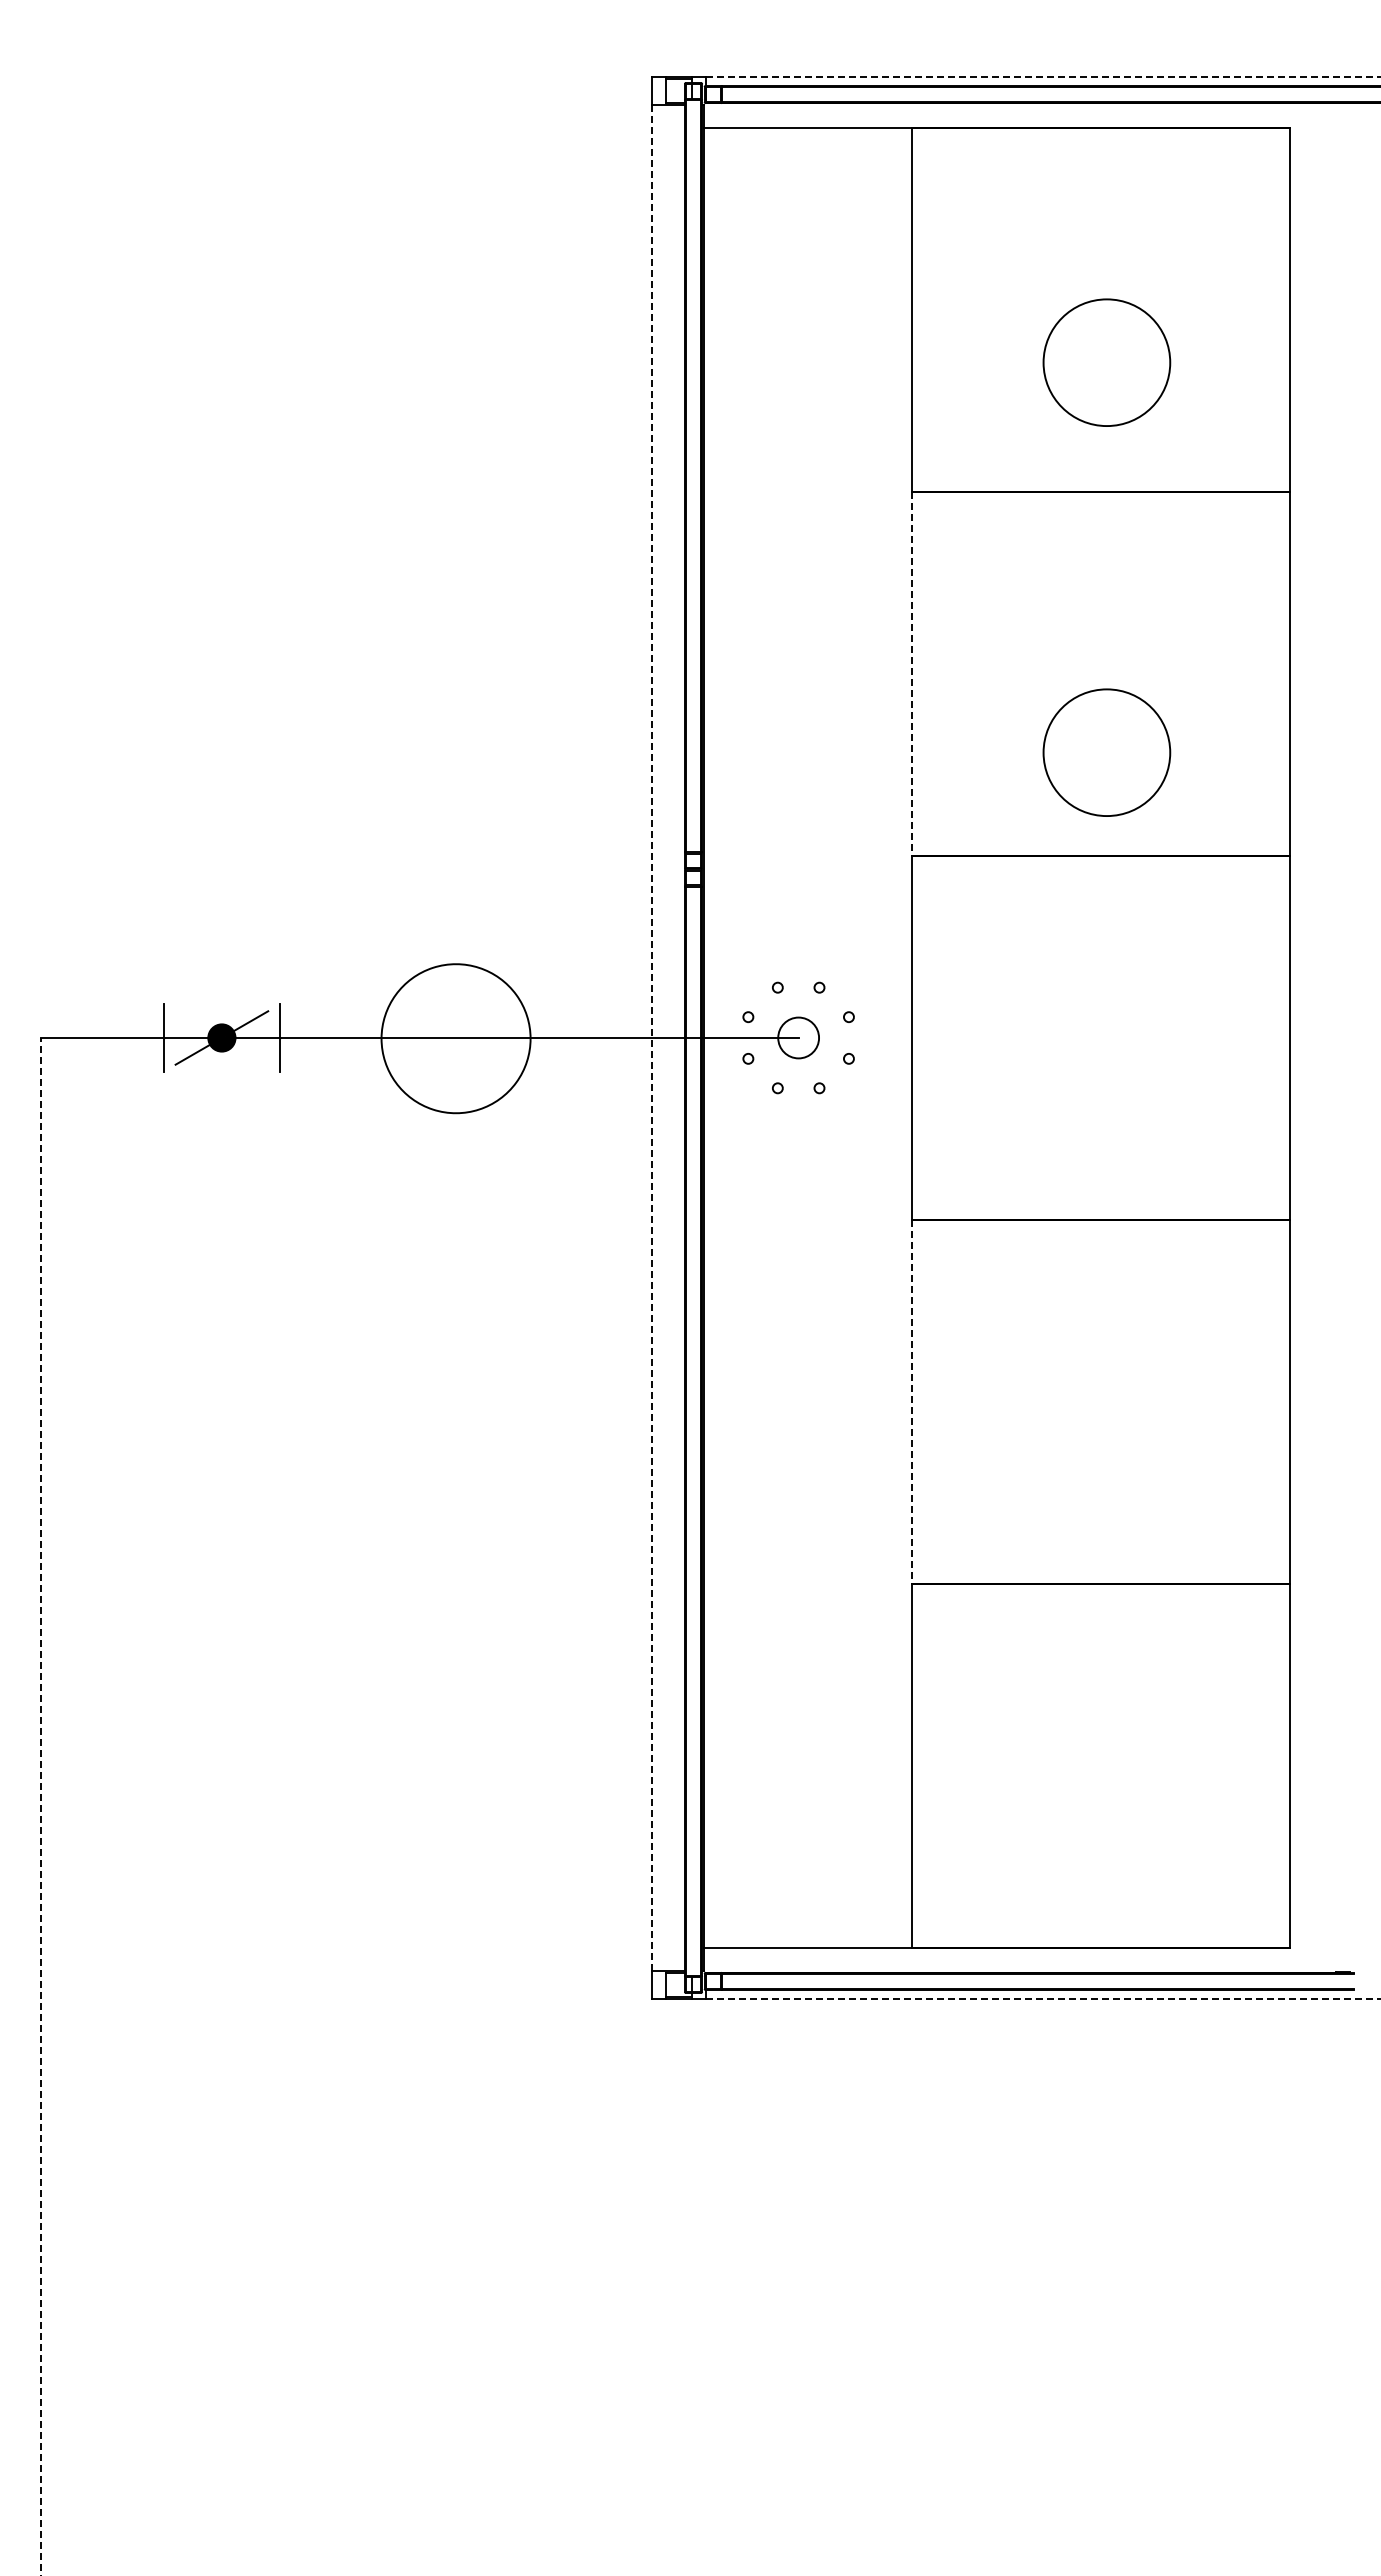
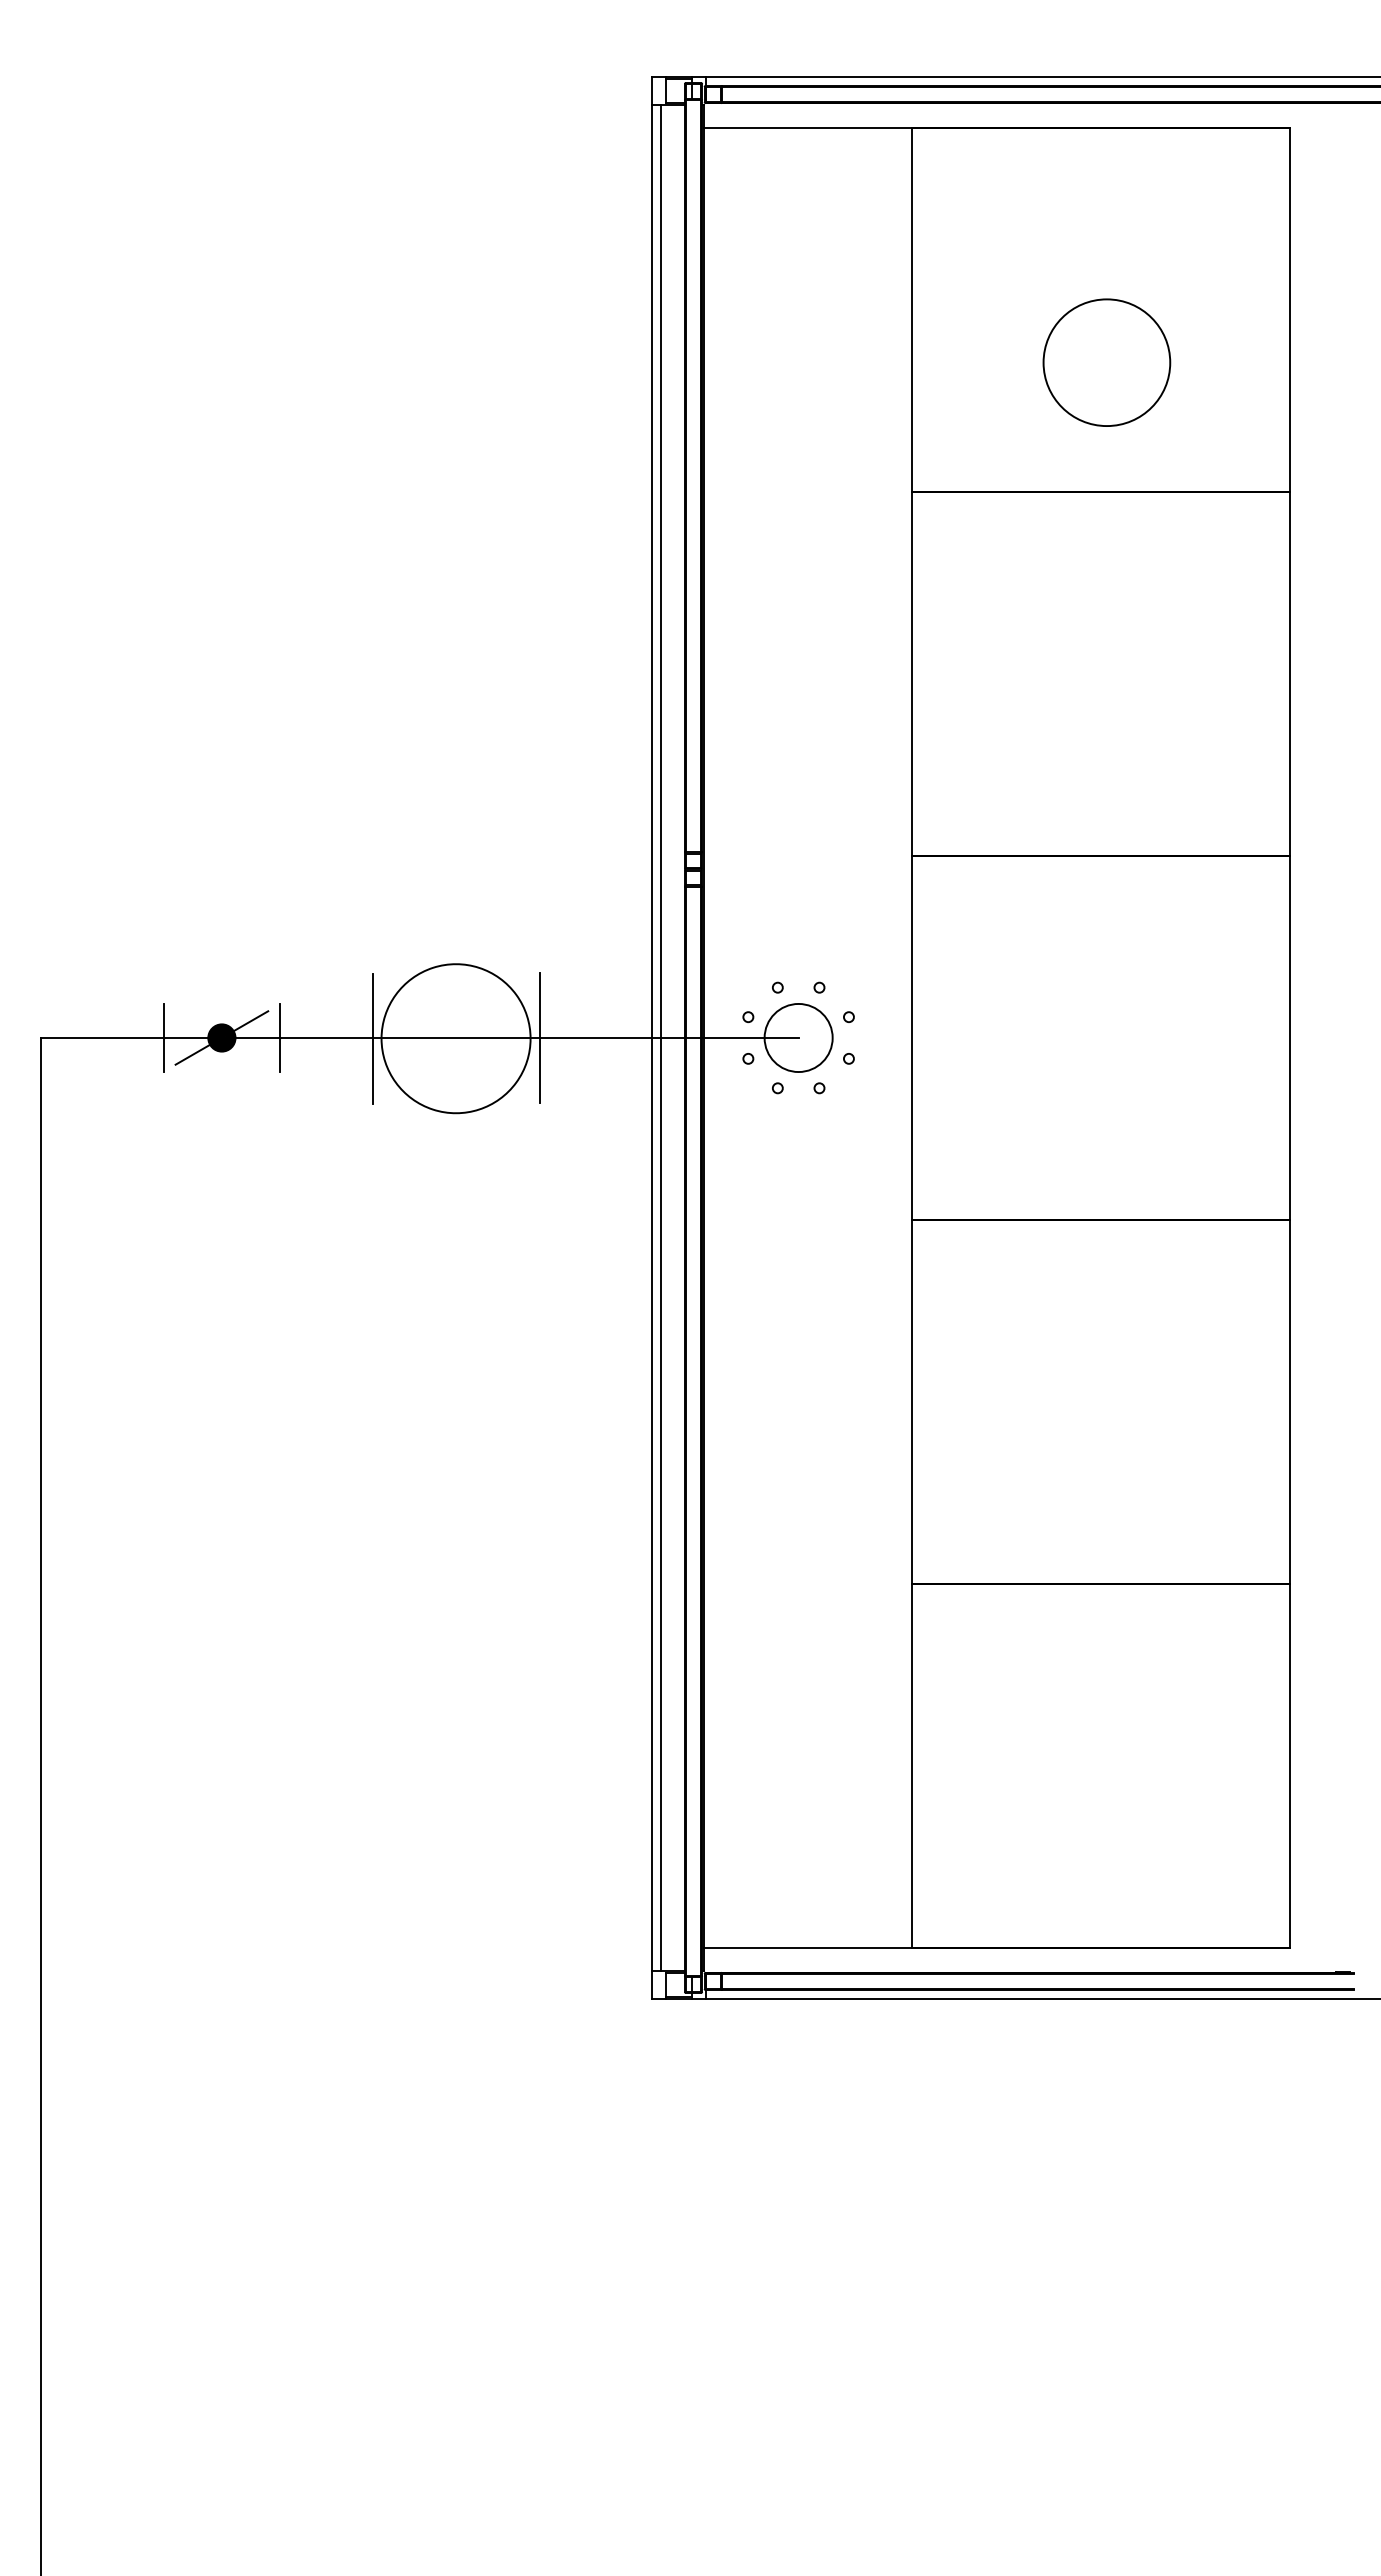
line: dashed -> solid (1043, 77)
line: dashed -> solid (911, 674)
circle: present -> none (1106, 752)
line: none -> present (539, 1037)
line: none -> present (661, 1037)
circle diameter: 41 px -> 68 px (798, 1037)
line: none -> present (372, 1038)
line: dashed -> solid (651, 1038)
line: dashed -> solid (911, 1401)
line: dashed -> solid (41, 1806)
line: dashed -> solid (1043, 1998)
